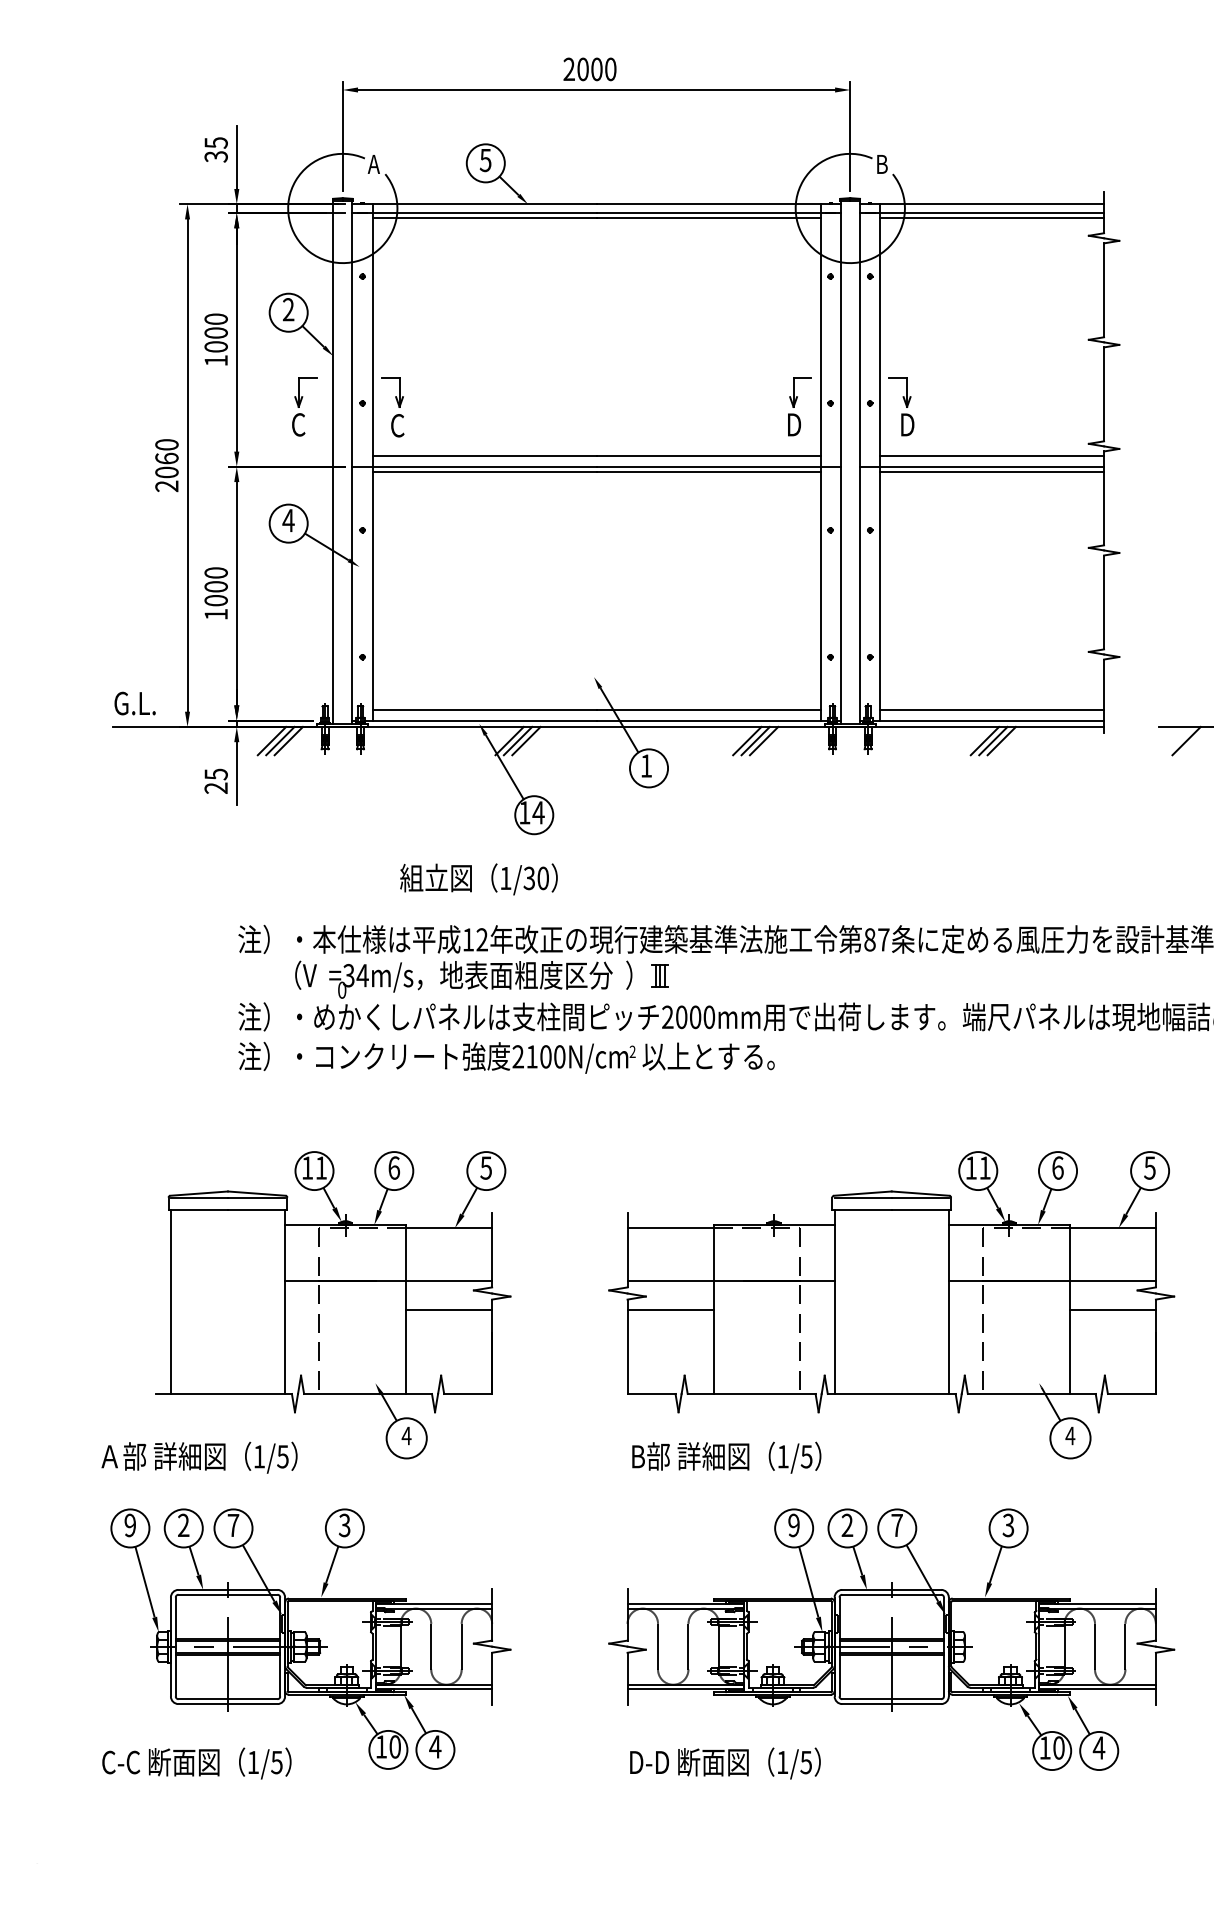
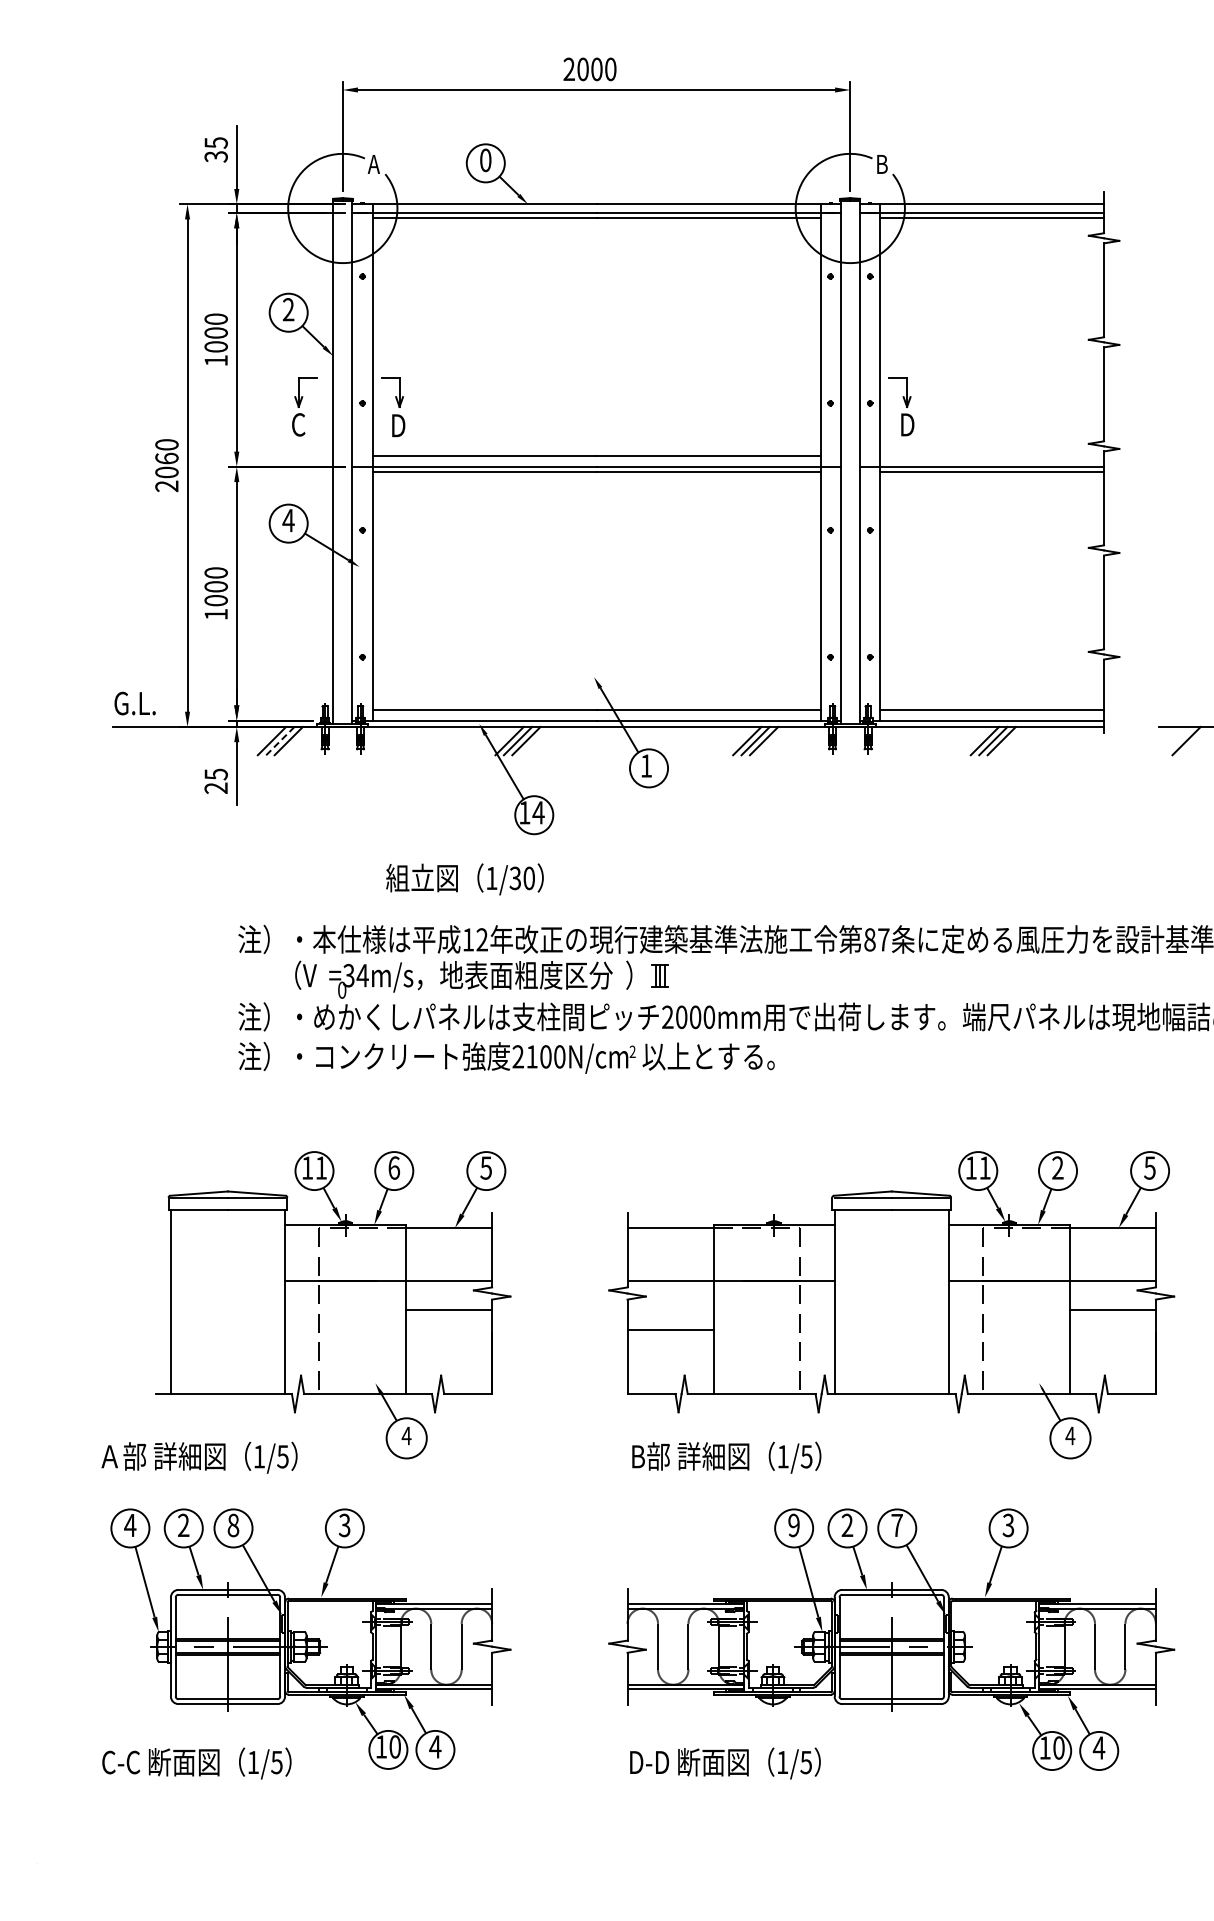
text: 5 -> 0 (485, 160)
part: present -> none (799, 406)
text: C -> D (398, 425)
line: present -> none (992, 456)
line: solid -> dashed (280, 740)
text position: (478, 879) -> (464, 879) (464, 879)
text: 6 -> 2 (1057, 1167)
line position: (670, 1310) -> (670, 1330) (670, 1330)
text: 9 -> 4 (130, 1525)
text: 7 -> 8 (233, 1525)
